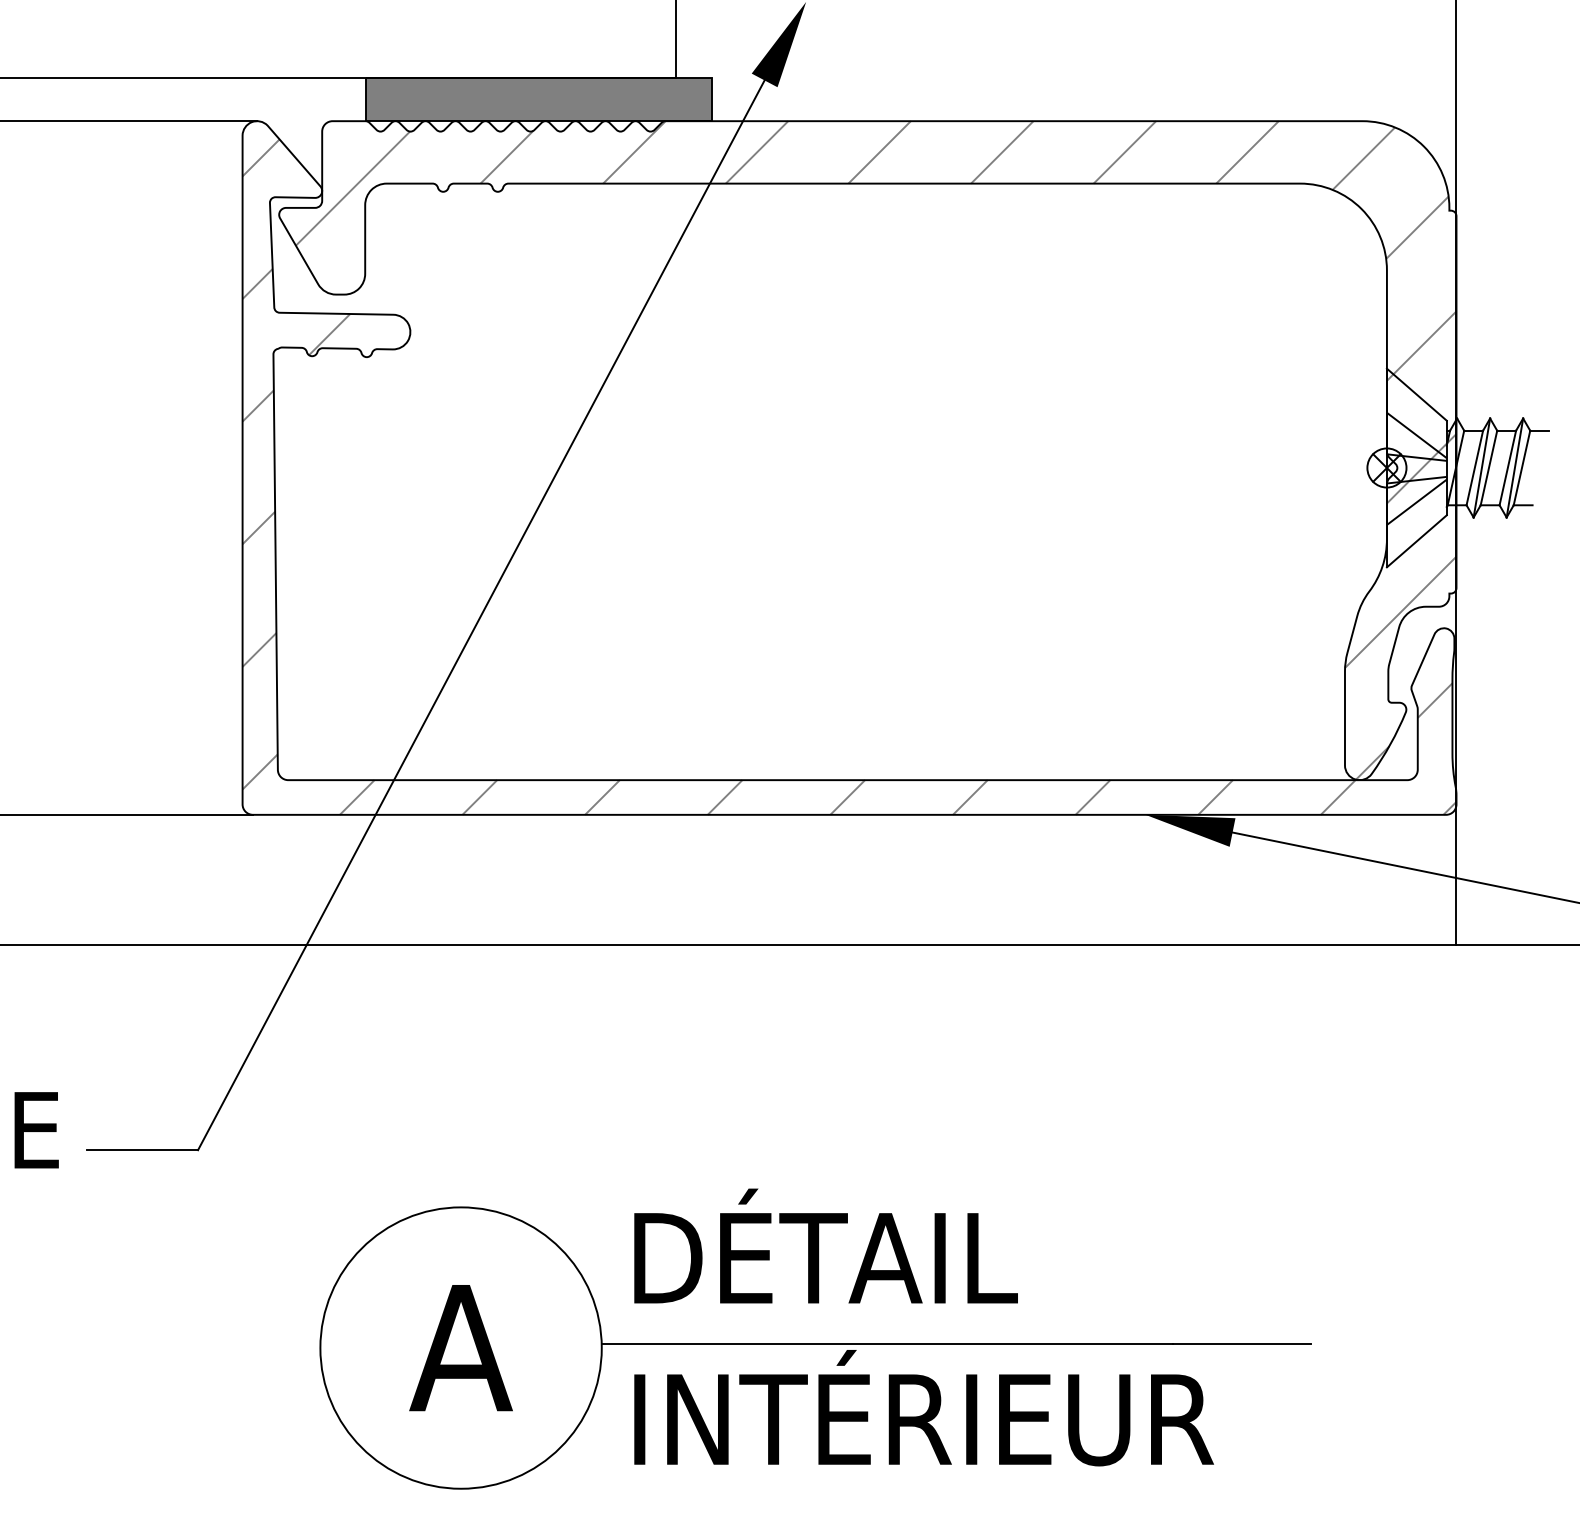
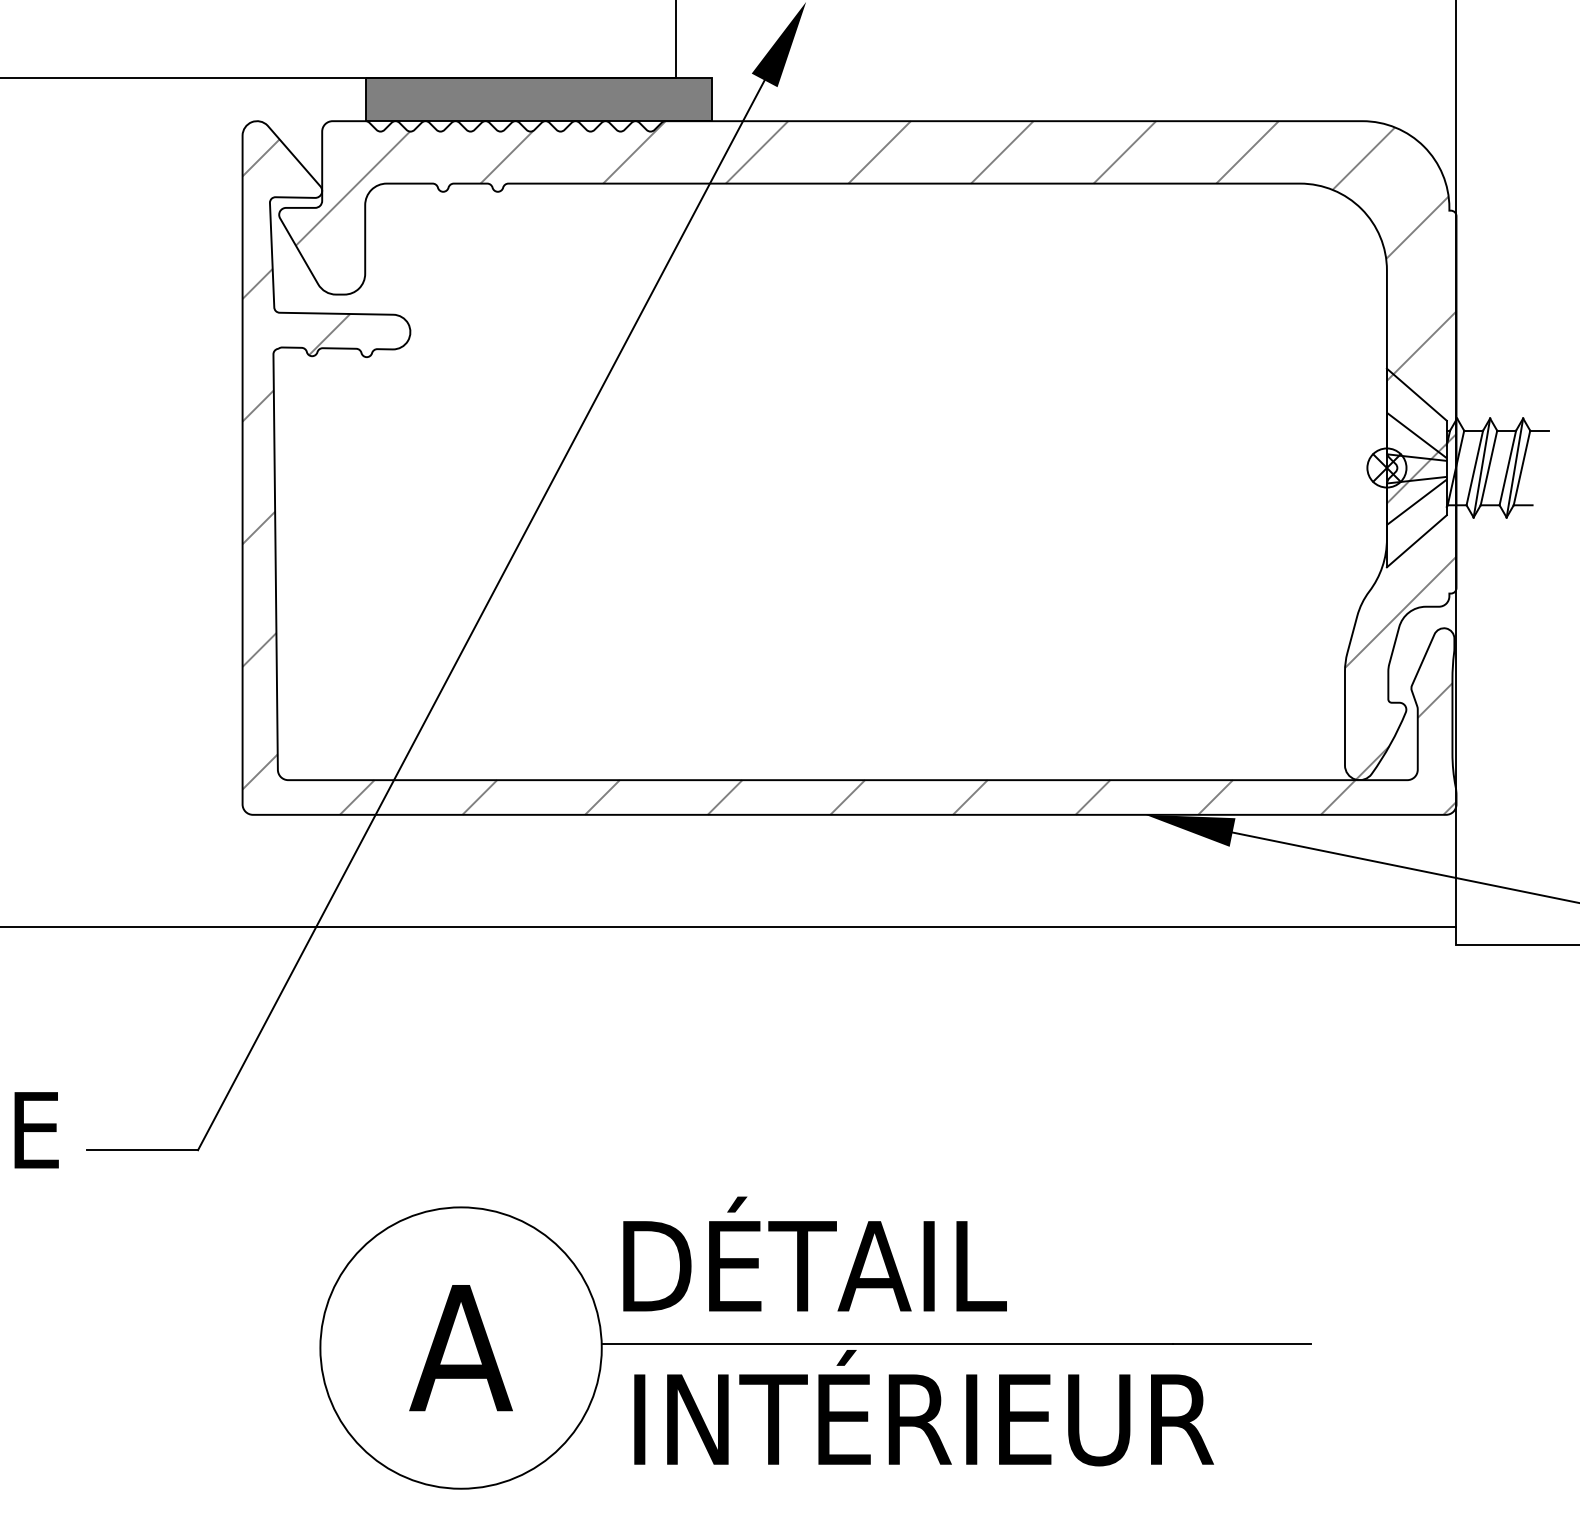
line: present -> none (129, 121)
line: present -> none (127, 814)
line position: (729, 944) -> (729, 926) (729, 926)
text position: (825, 1245) -> (814, 1253) (814, 1253)
